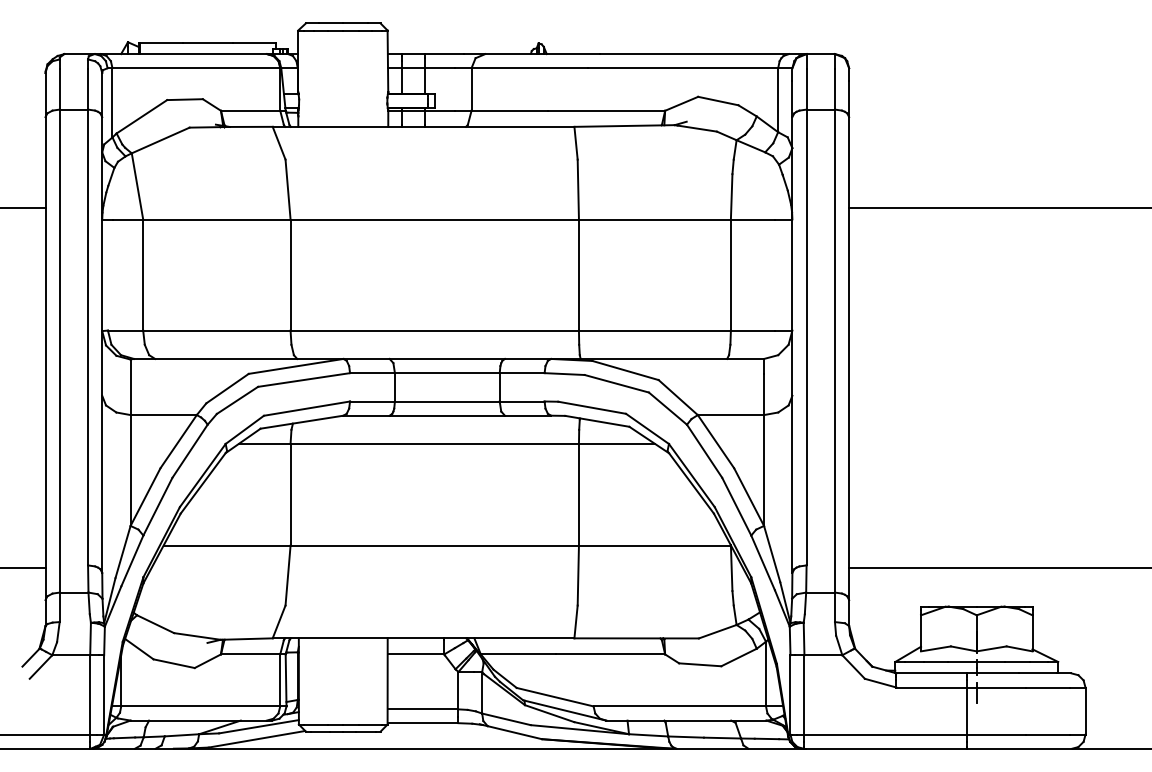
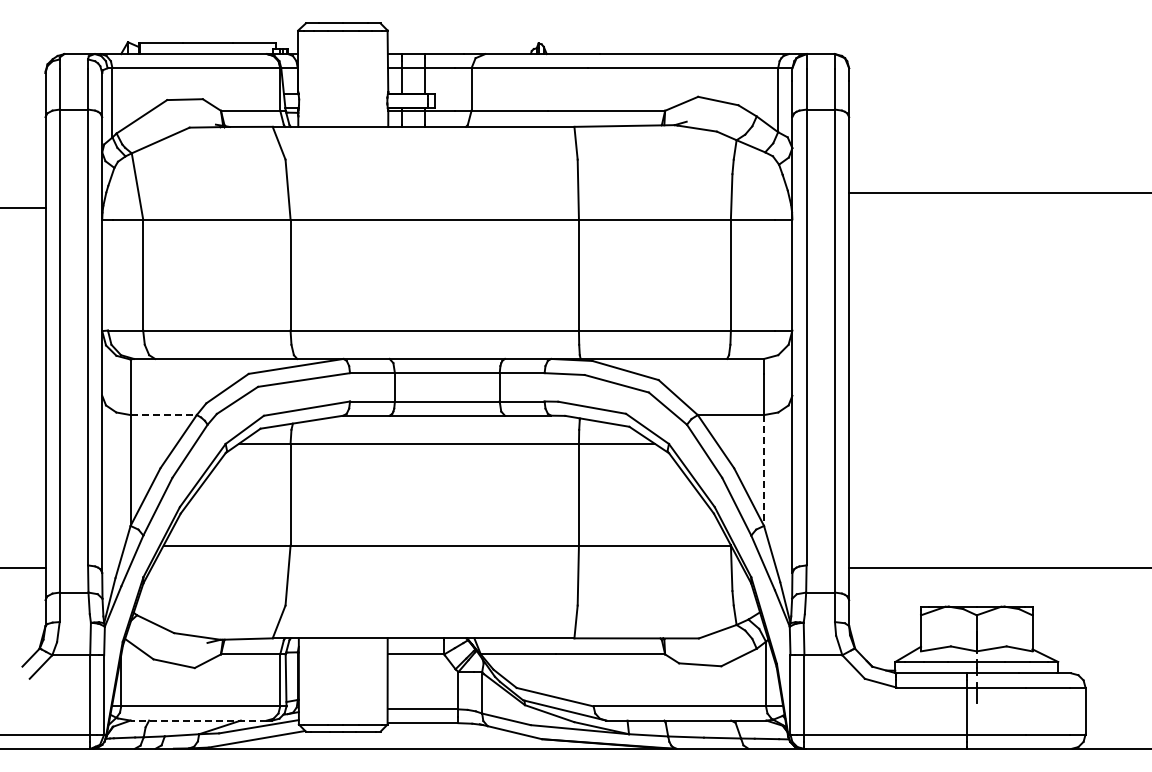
line position: (998, 208) -> (998, 193) (998, 193)
line: solid -> dashed (164, 415)
line: solid -> dashed (764, 471)
line: solid -> dashed (198, 720)
